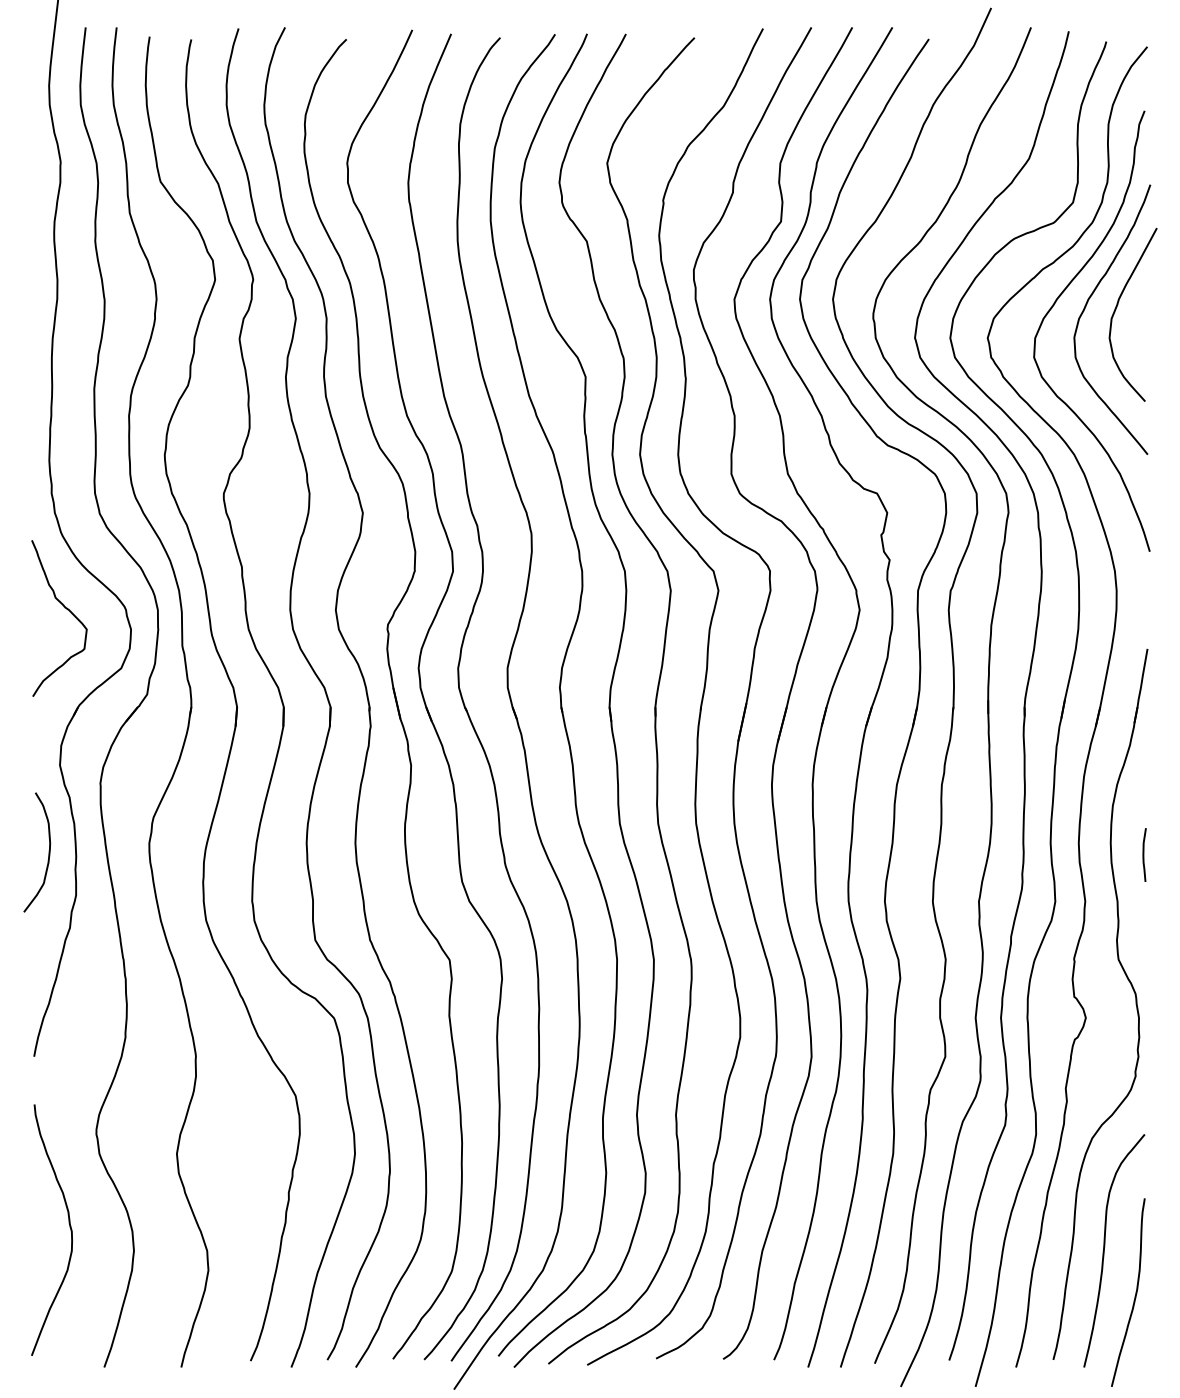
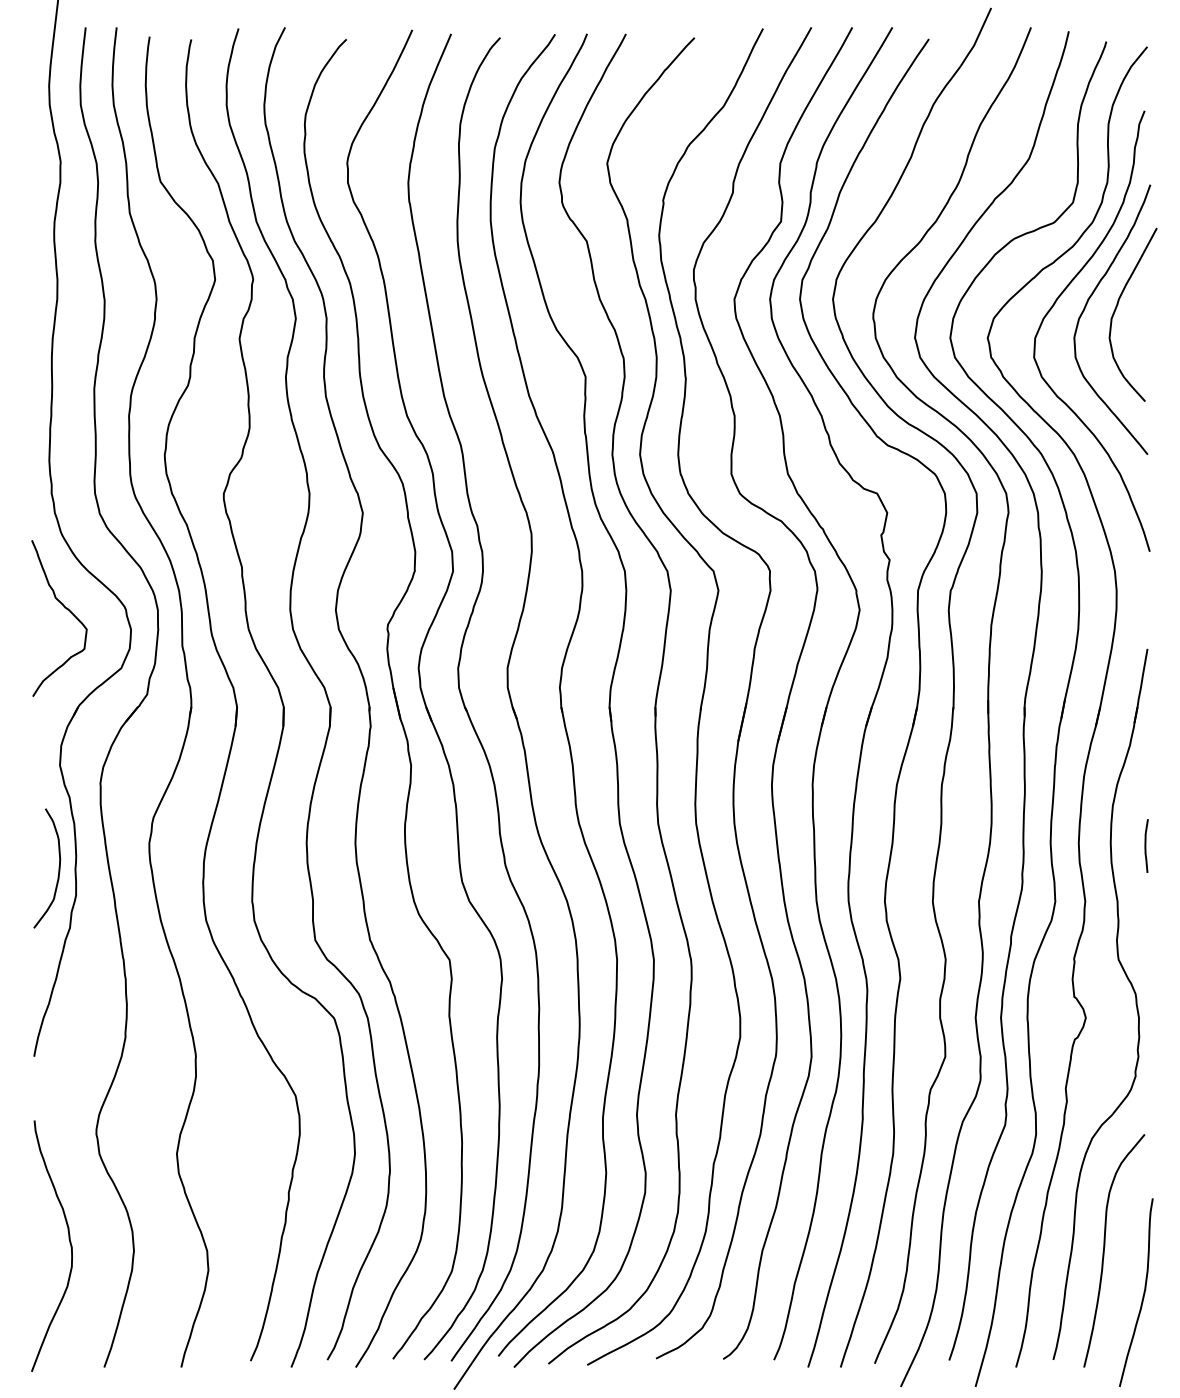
curve position: (48, 852) -> (58, 868) (58, 868)
curve position: (1144, 854) -> (1146, 845) (1146, 845)
curve position: (68, 1223) -> (68, 1239) (68, 1239)
curve position: (1135, 1292) -> (1143, 1292) (1143, 1292)
